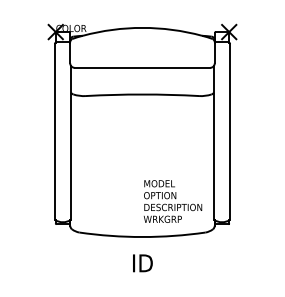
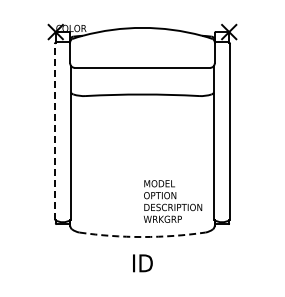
line: solid -> dashed (54, 131)
arc: solid -> dashed (142, 237)
